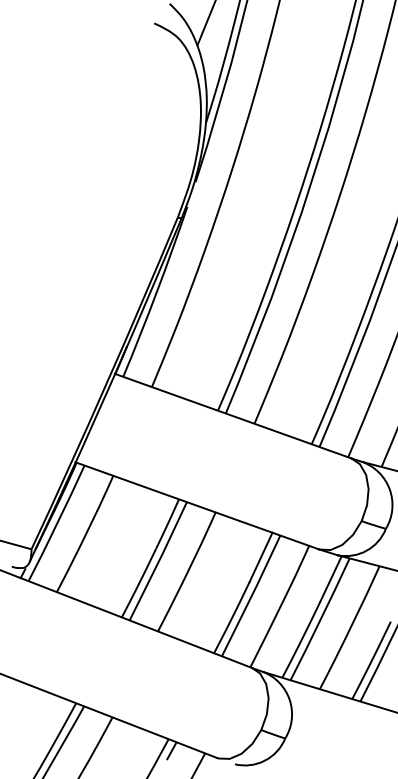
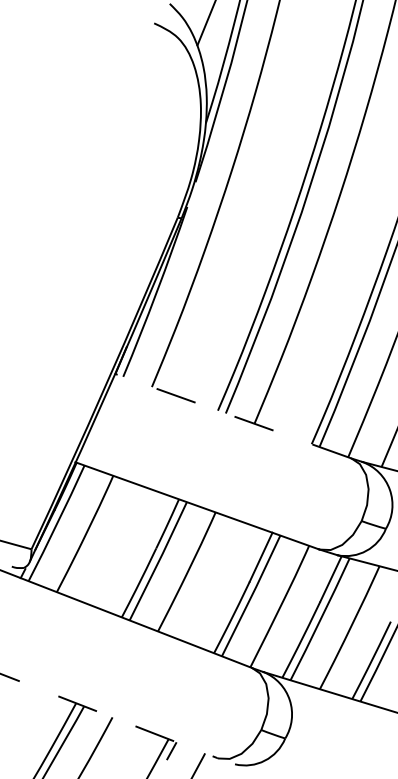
line: solid -> dashed (233, 416)
line: solid -> dashed (109, 716)
